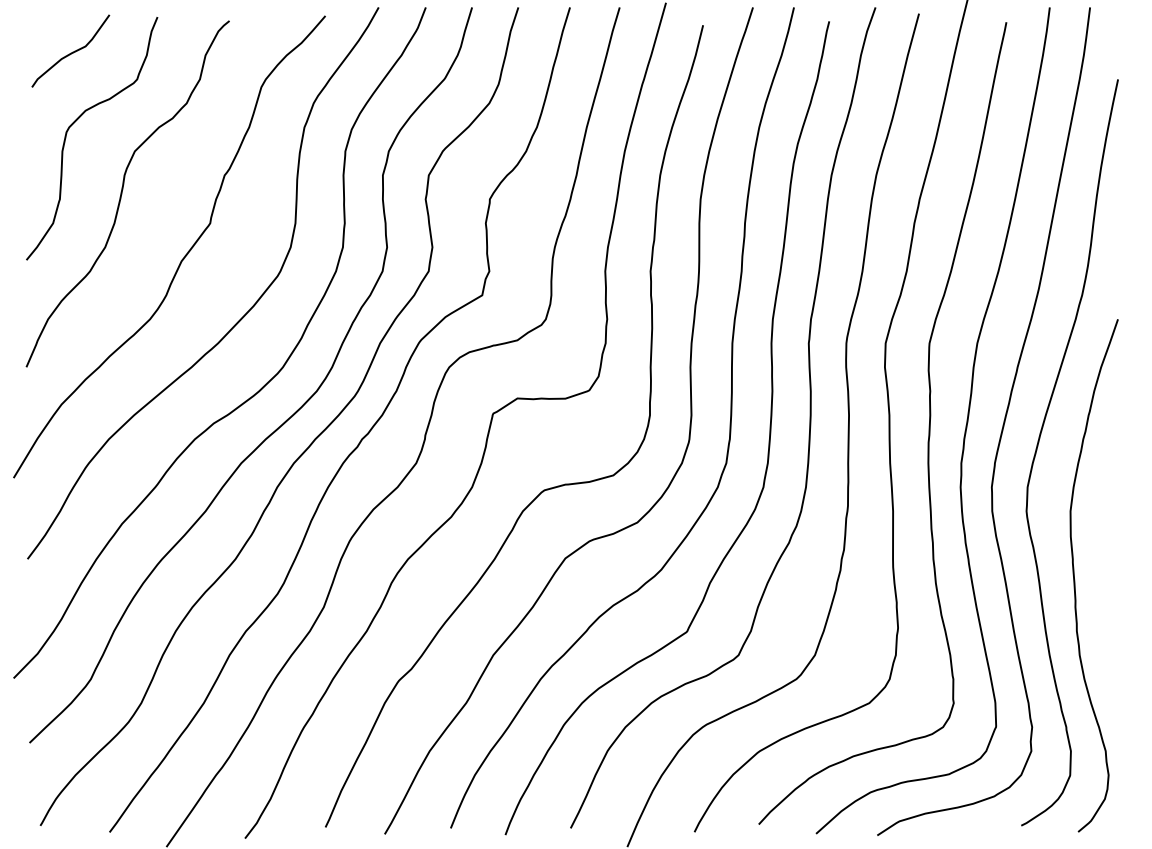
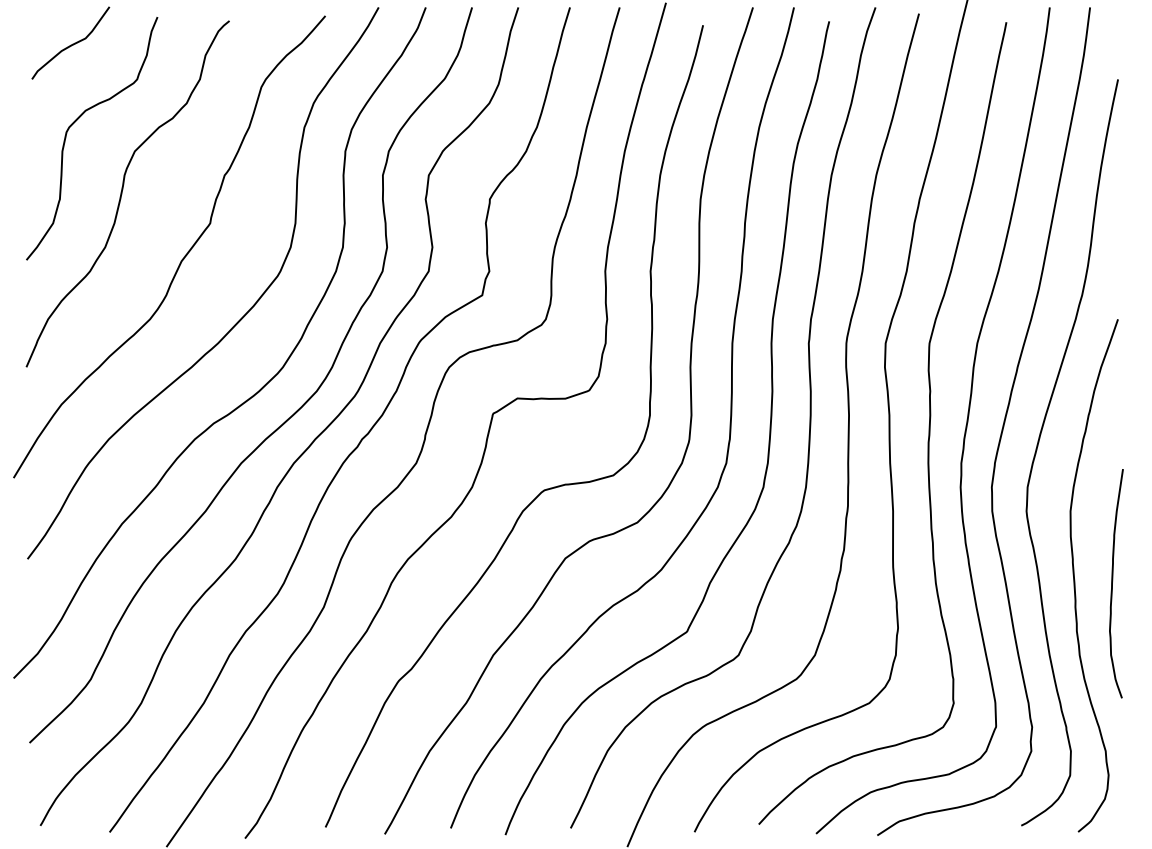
curve position: (70, 52) -> (70, 44) (70, 44)
curve: none -> present (1113, 581)
